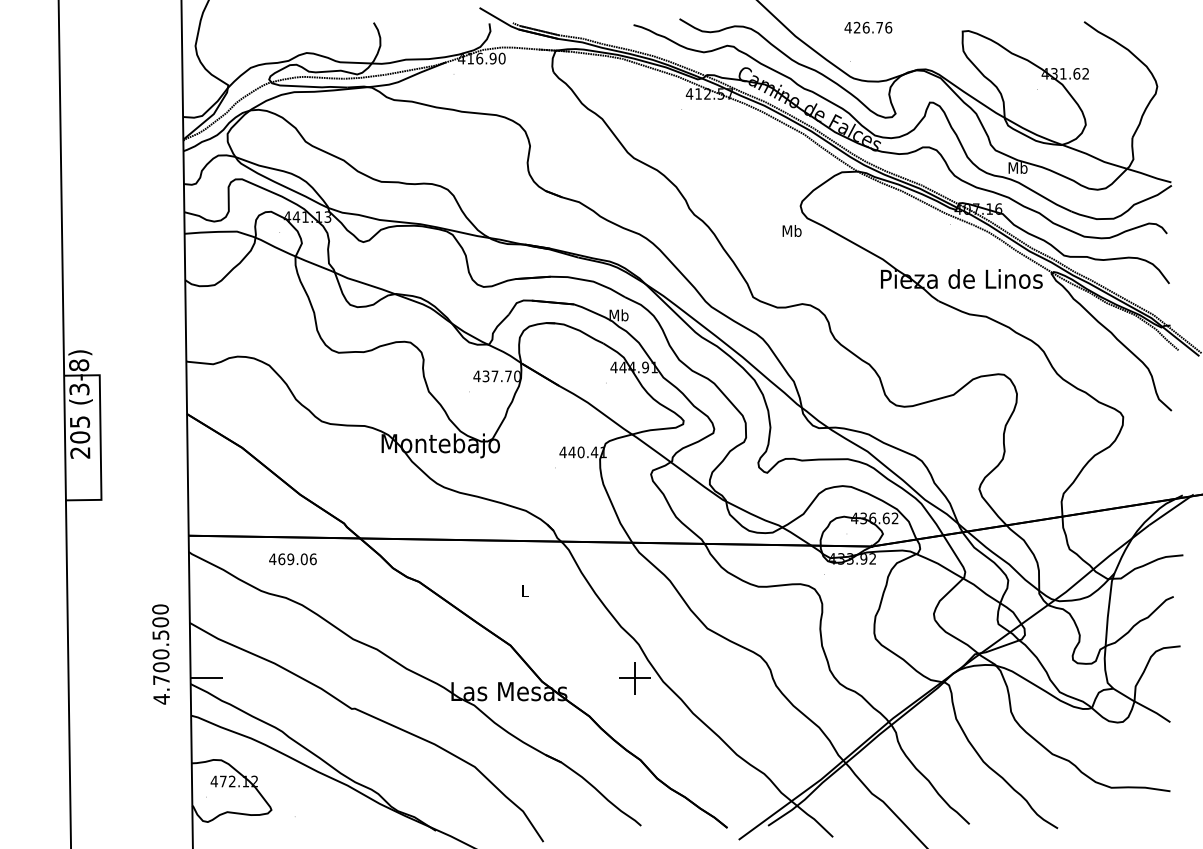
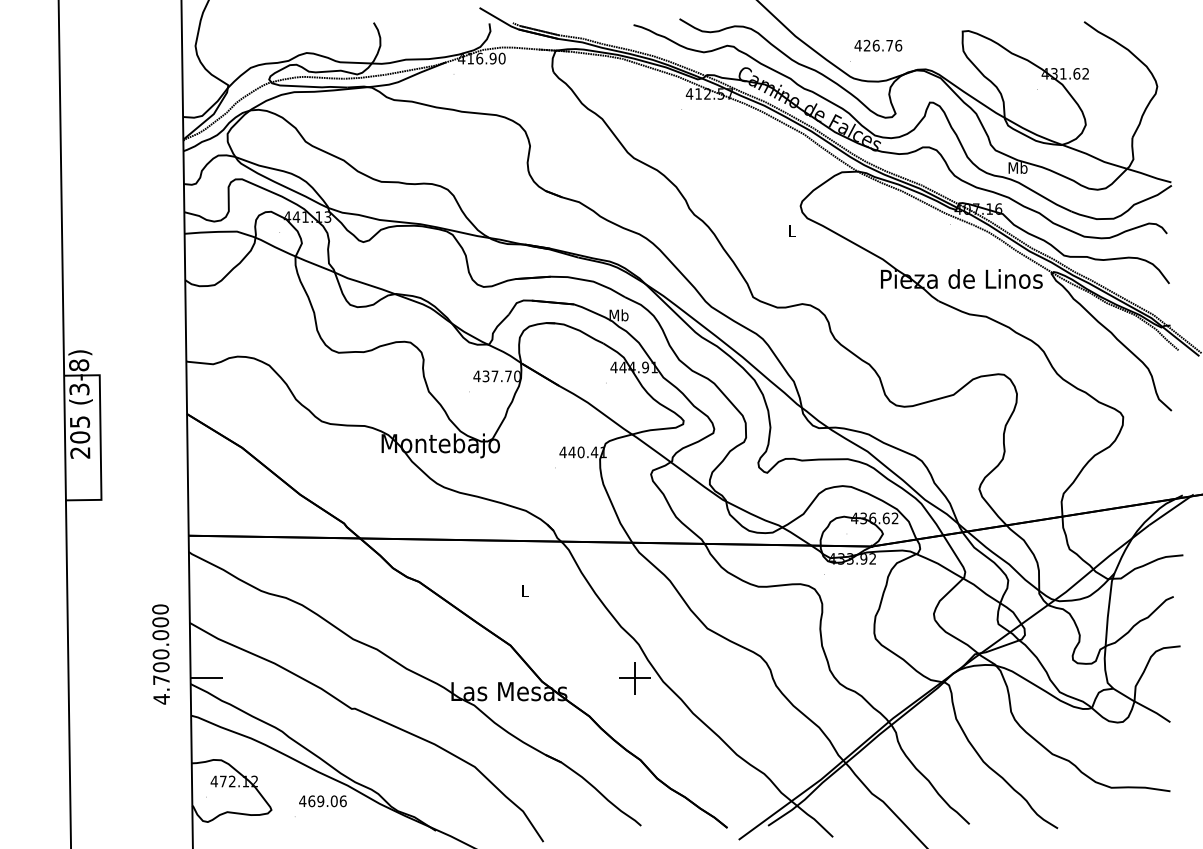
text position: (868, 27) -> (878, 45) (878, 45)
text: Mb -> L (791, 230)
text position: (292, 559) -> (322, 801) (322, 801)
text: 4.700.500 -> 4.700.000 (160, 635)
